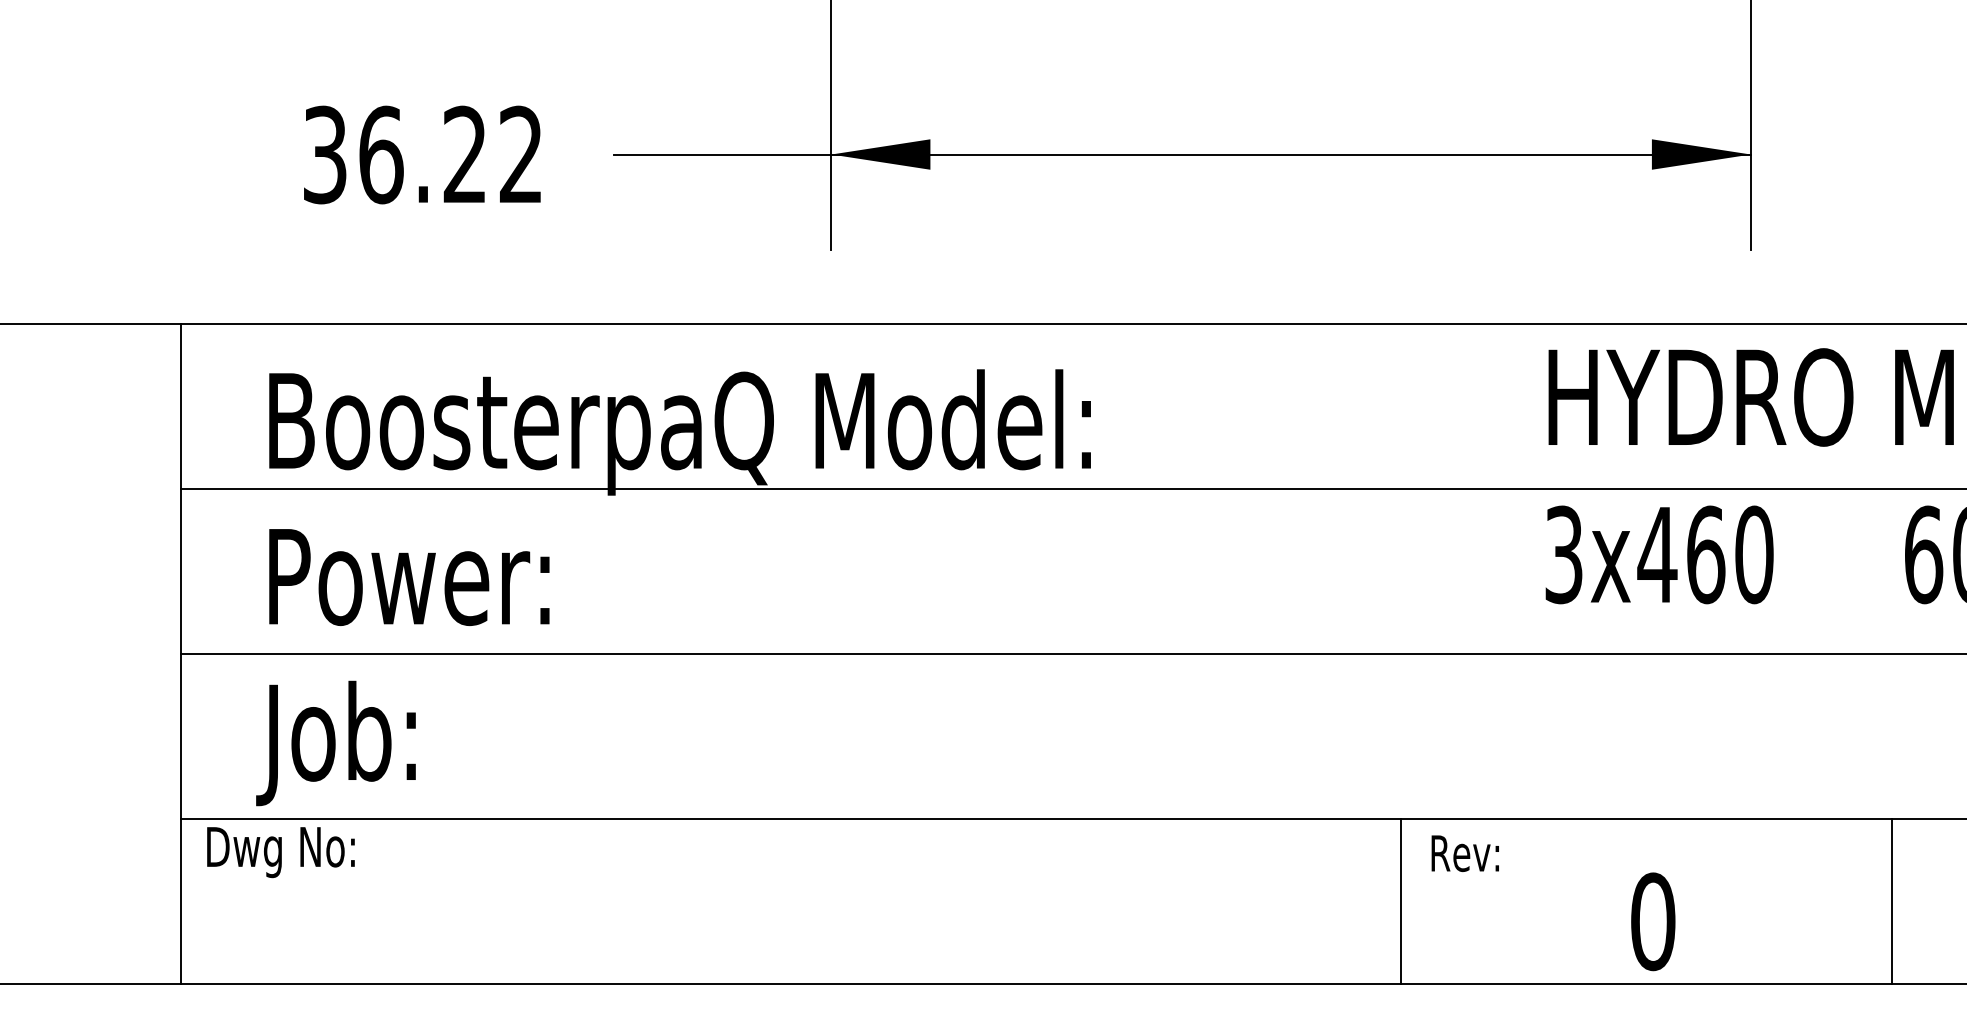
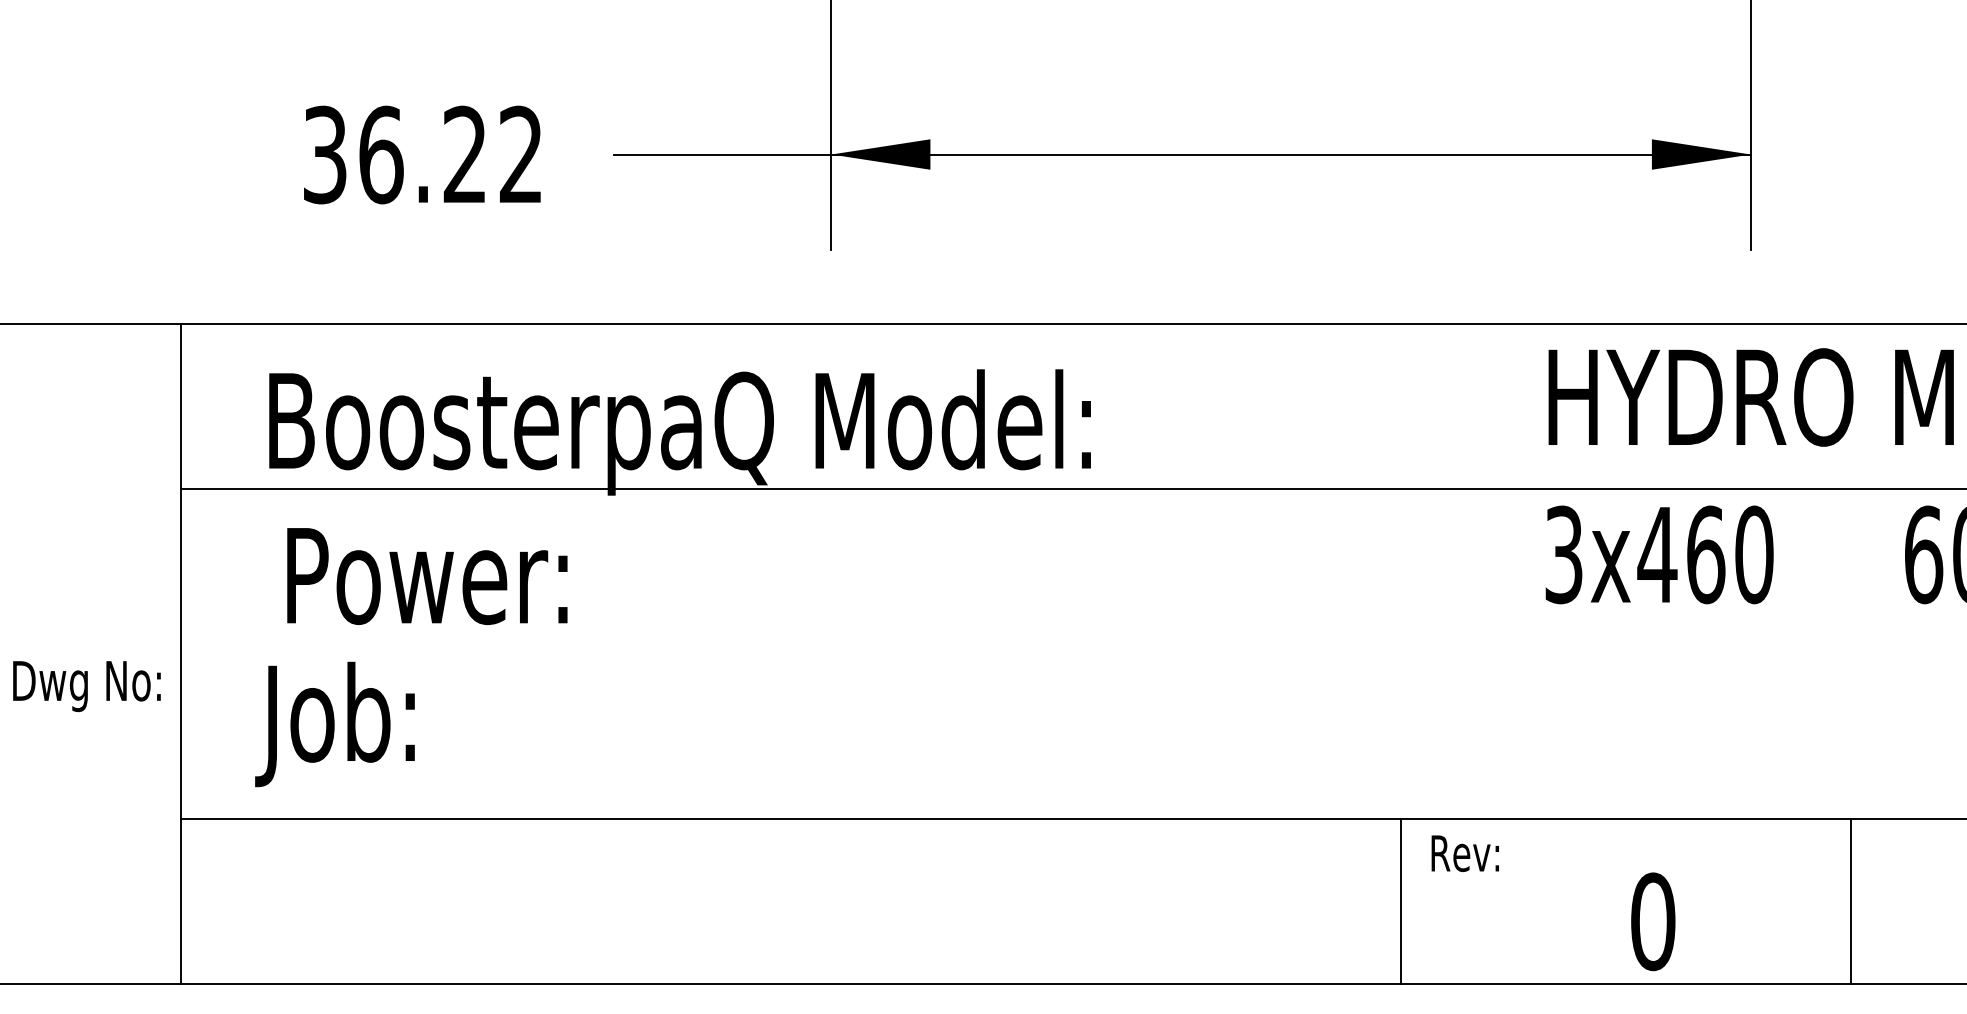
text position: (409, 577) -> (427, 576) (427, 576)
line: present -> none (1071, 653)
text position: (335, 743) -> (334, 724) (334, 724)
text position: (280, 852) -> (86, 686) (86, 686)
line position: (1892, 900) -> (1851, 900) (1851, 900)
